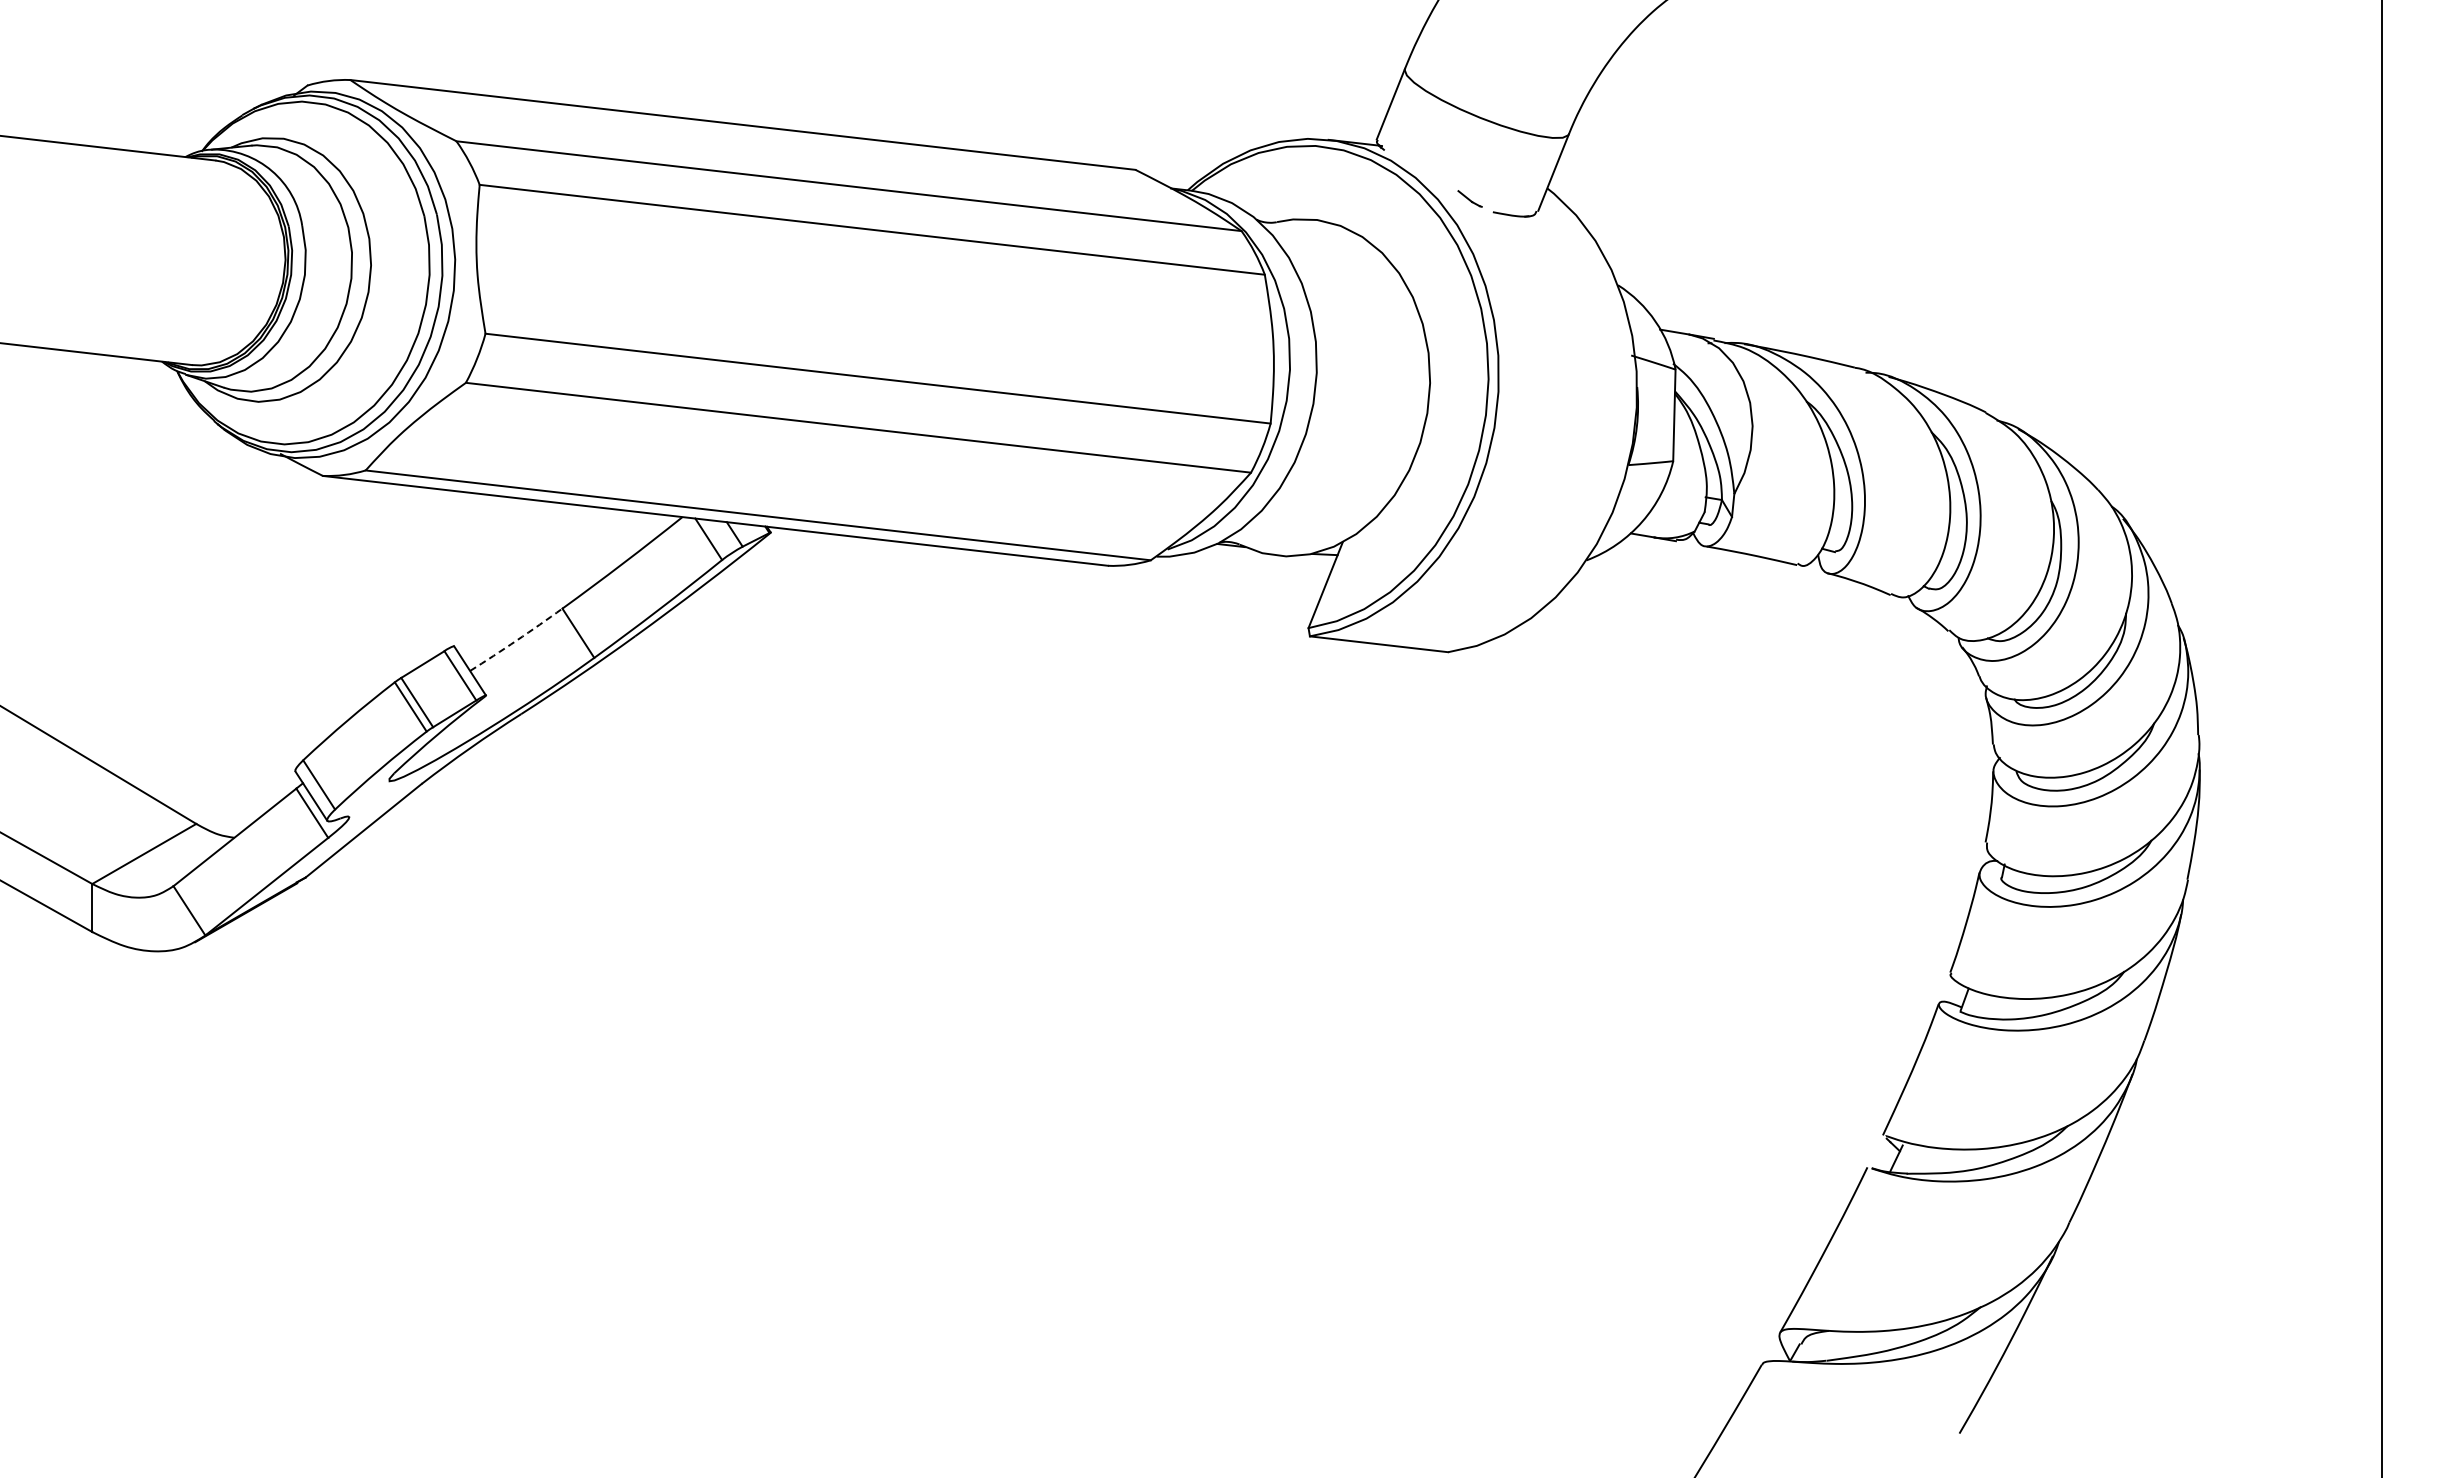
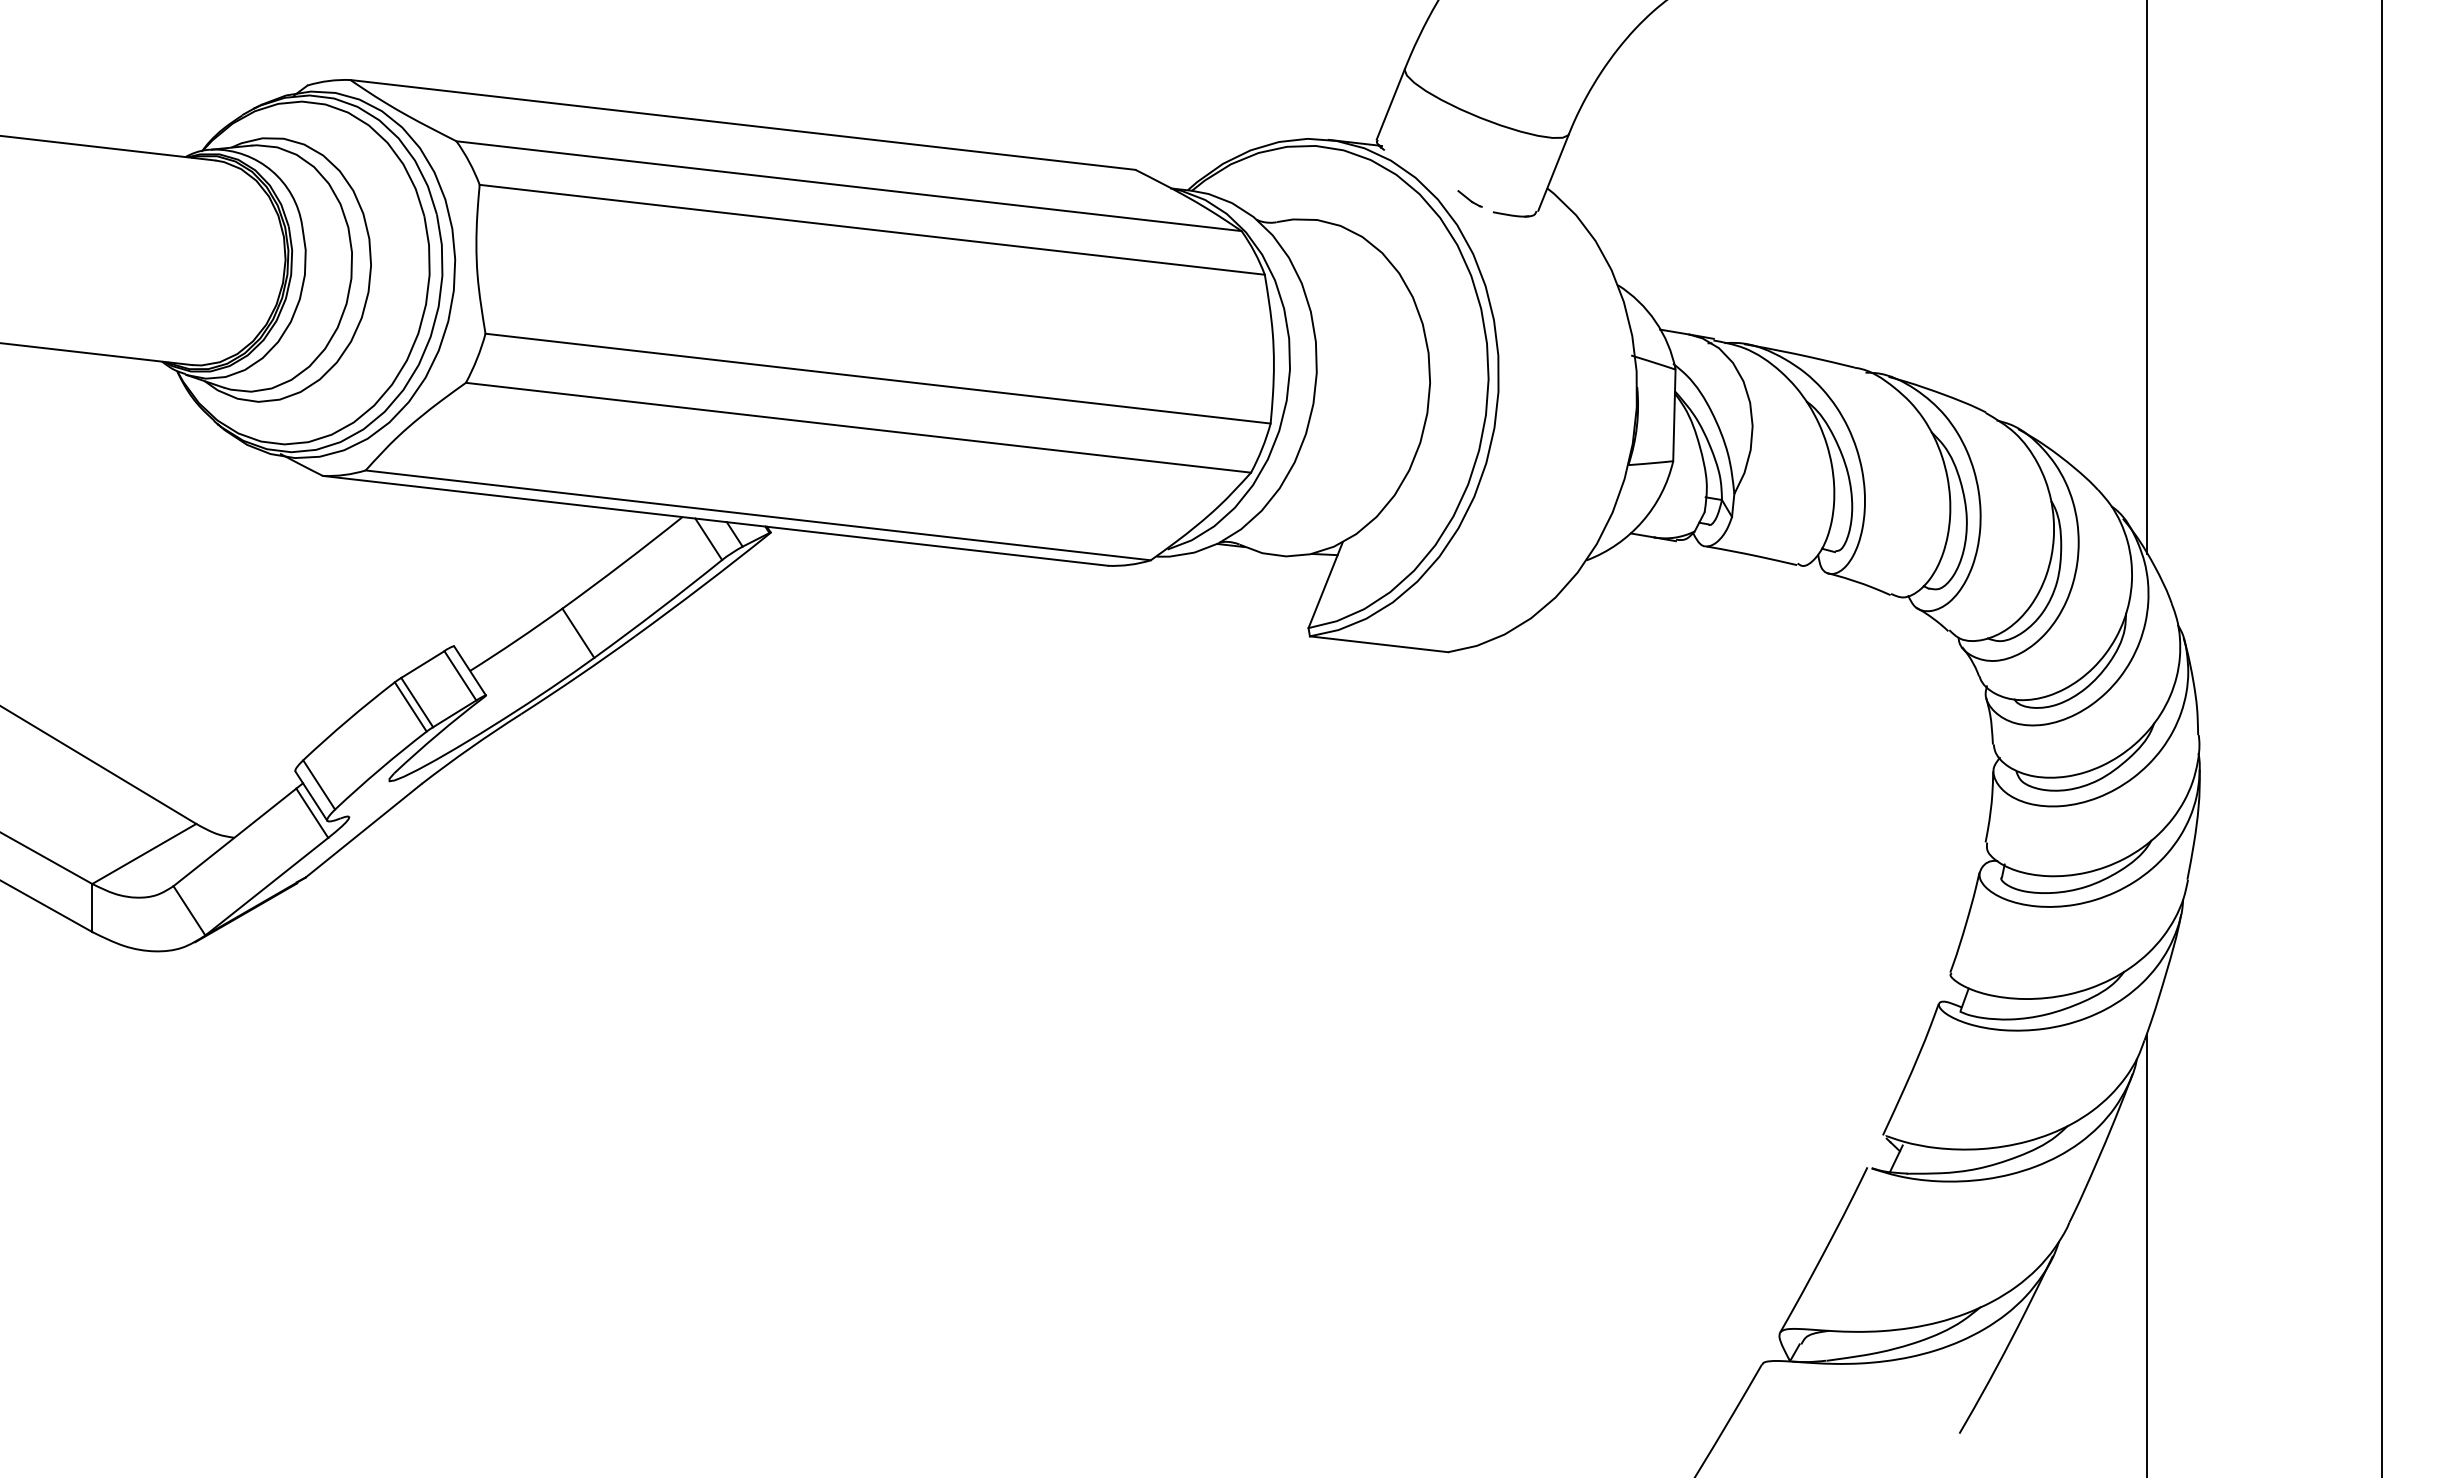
line: none -> present (2147, 277)
arc: dashed -> solid (516, 640)
line: none -> present (2147, 1253)
